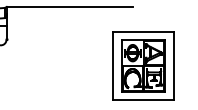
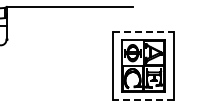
line: solid -> dashed (143, 31)
line: solid -> dashed (142, 100)
